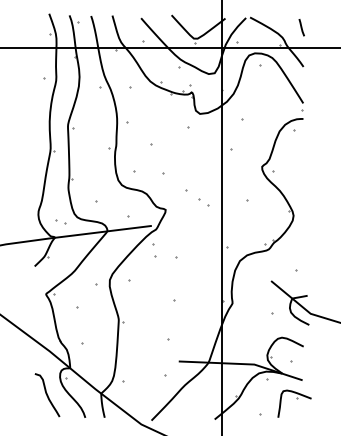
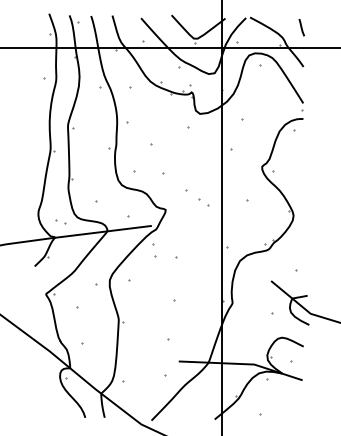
curve: present -> none (47, 395)
part: present -> none (294, 403)
